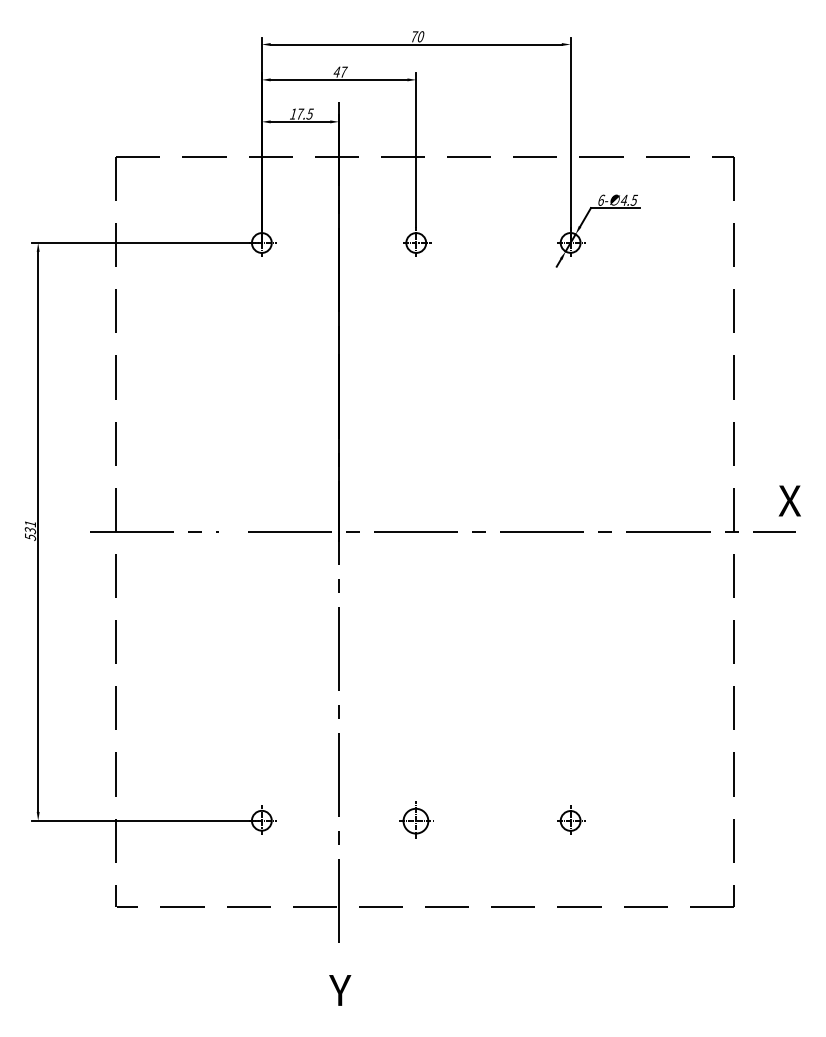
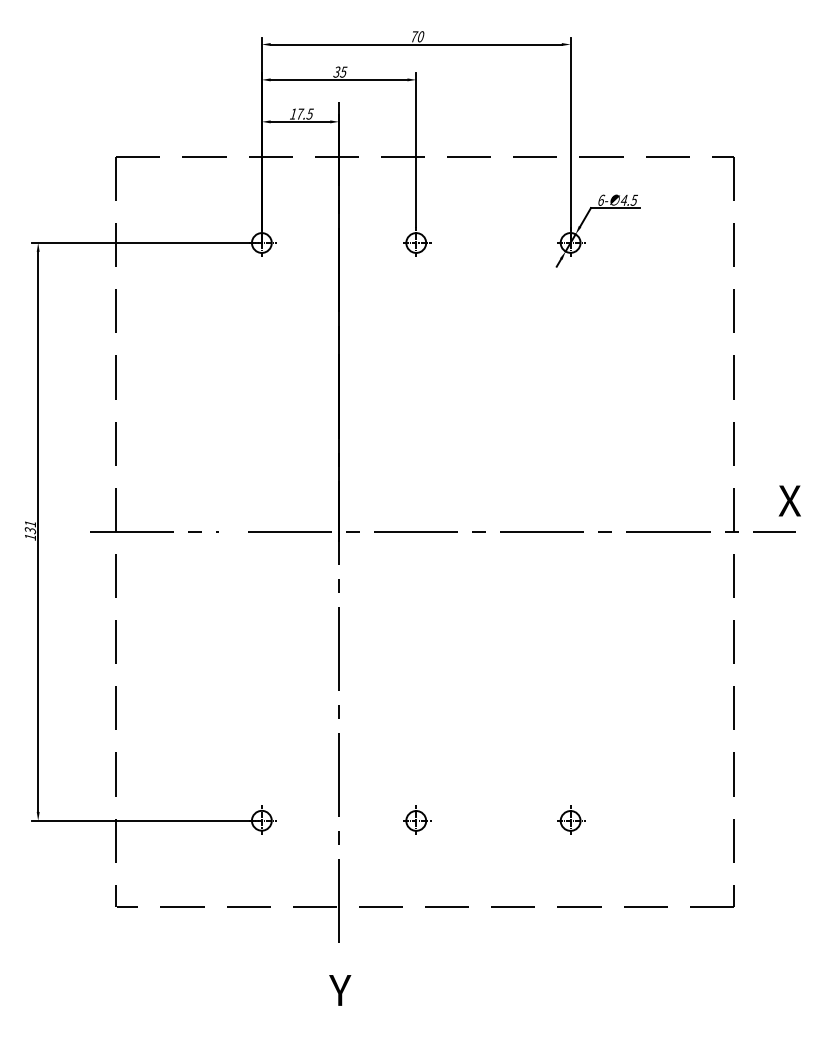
text: 47 -> 35 (340, 71)
text: 531 -> 131 (30, 536)
part size: 35x38 px -> 29x30 px (417, 819)
